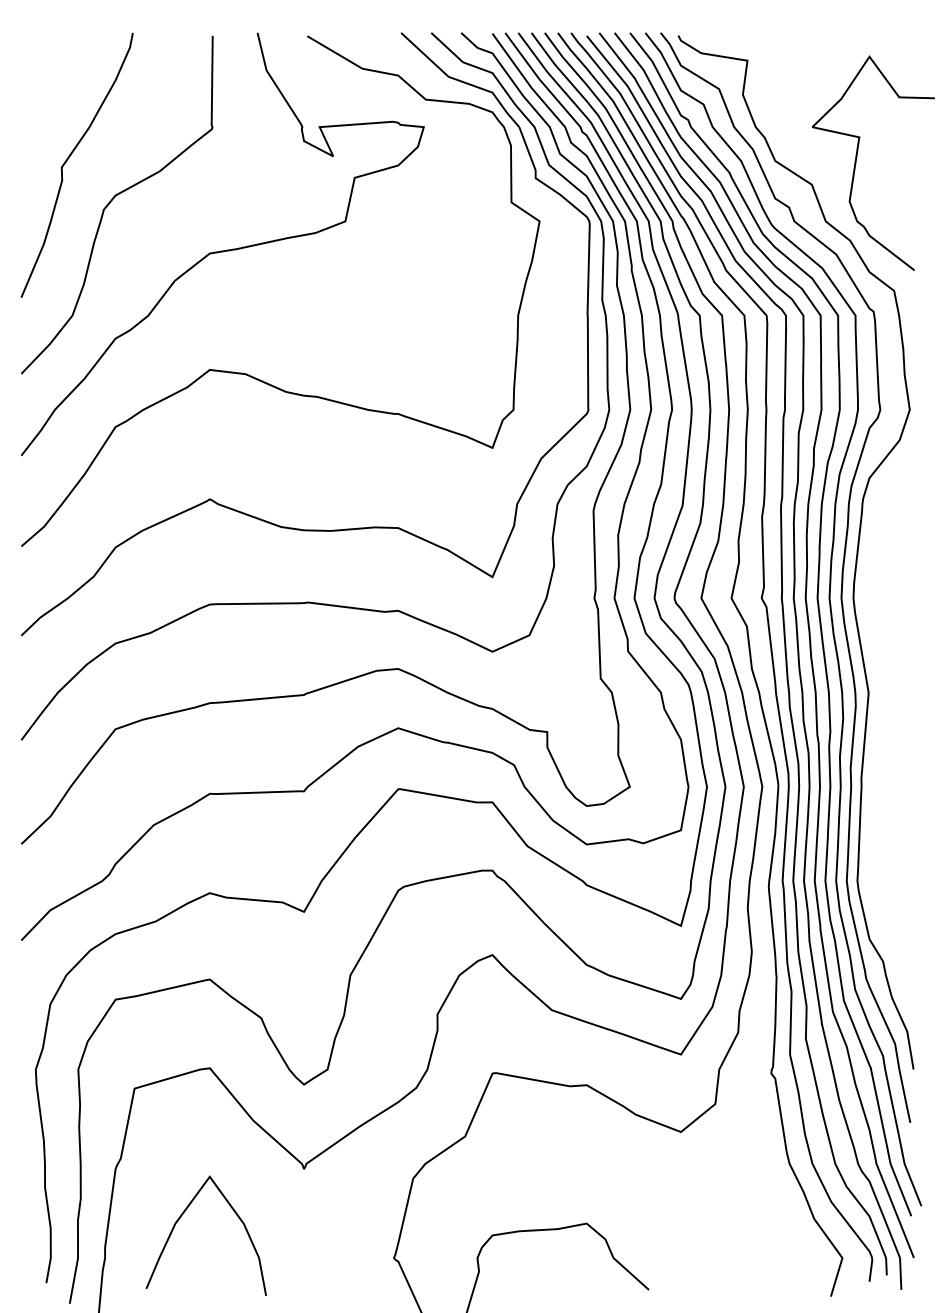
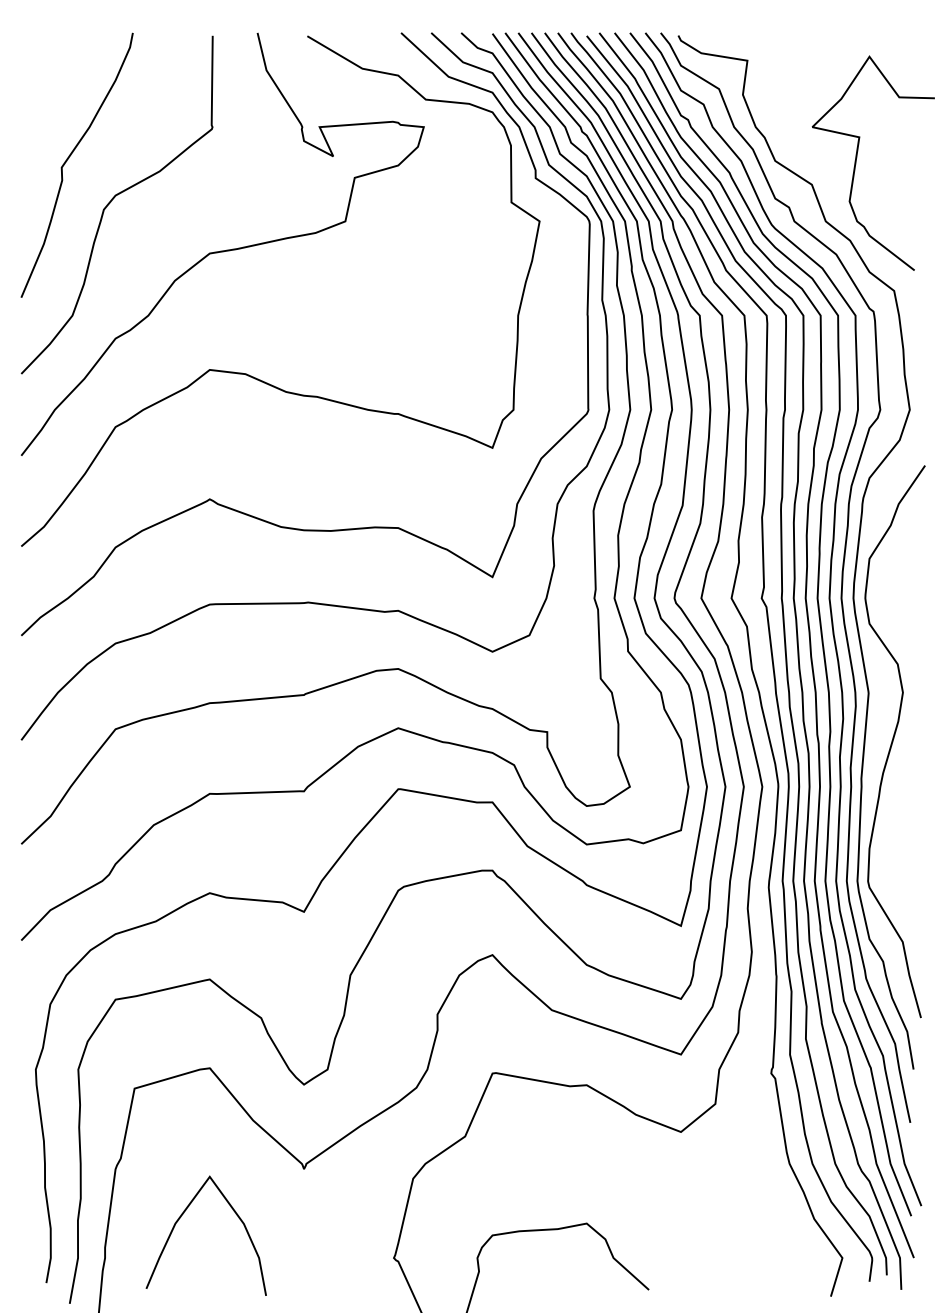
curve: none -> present (893, 741)
